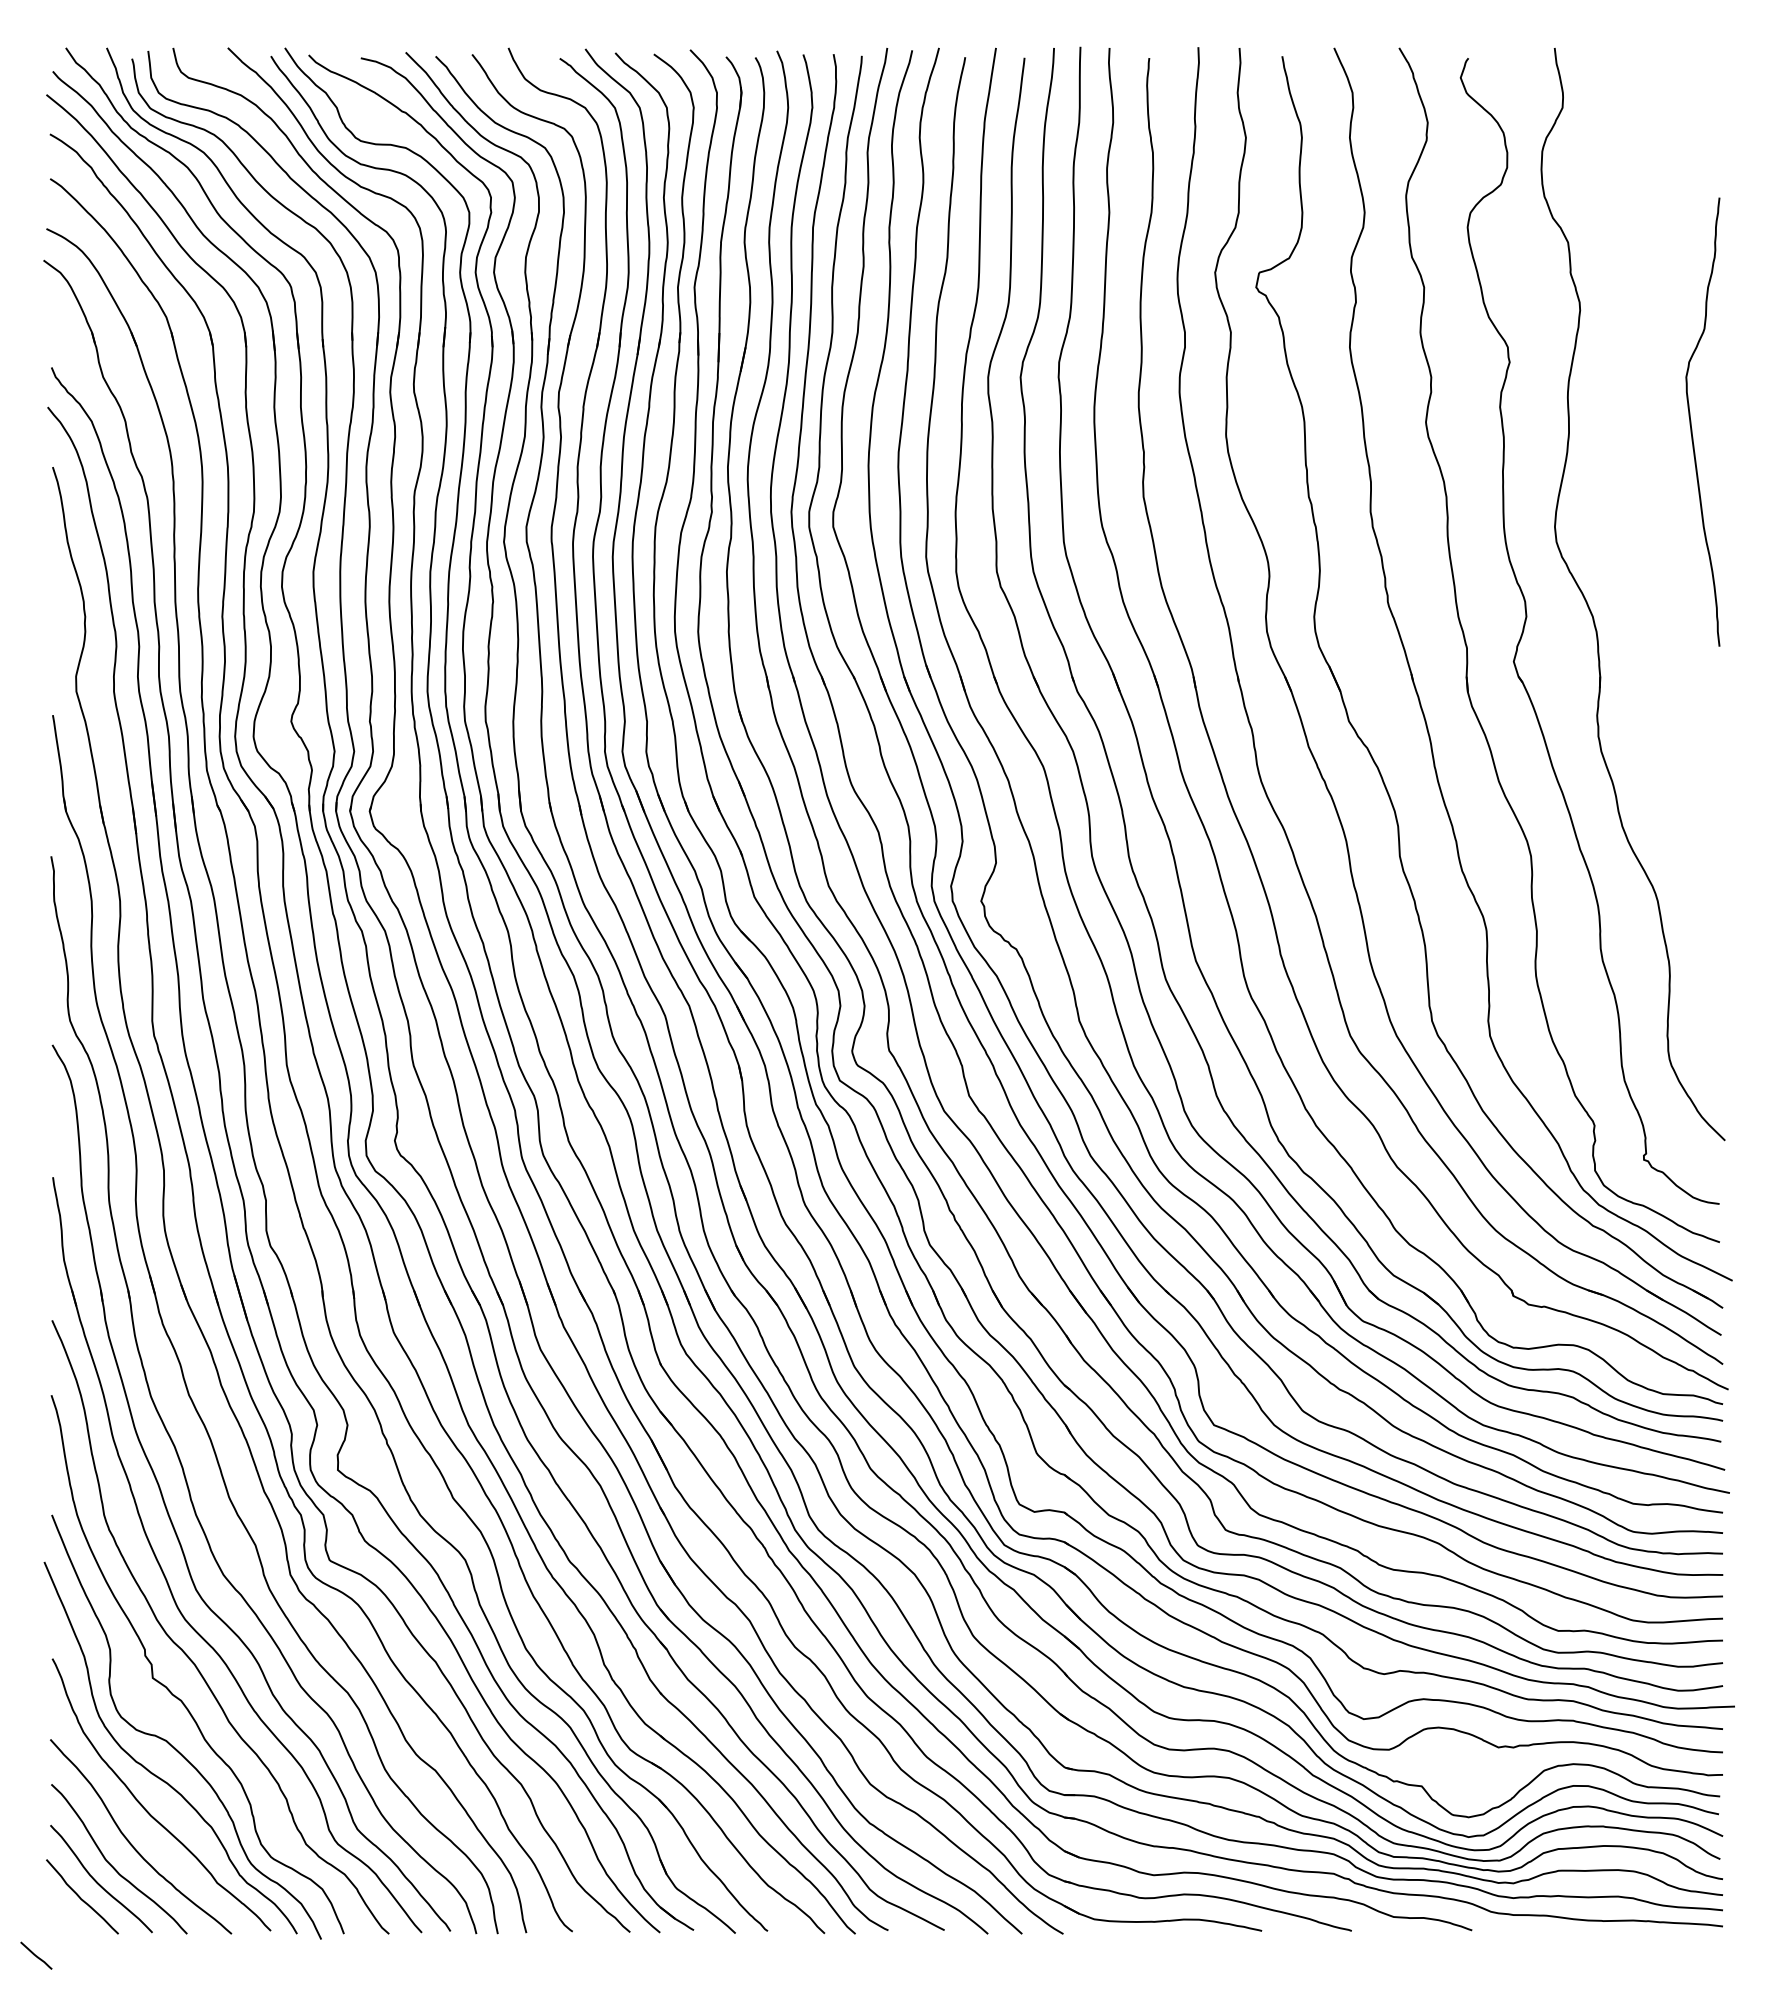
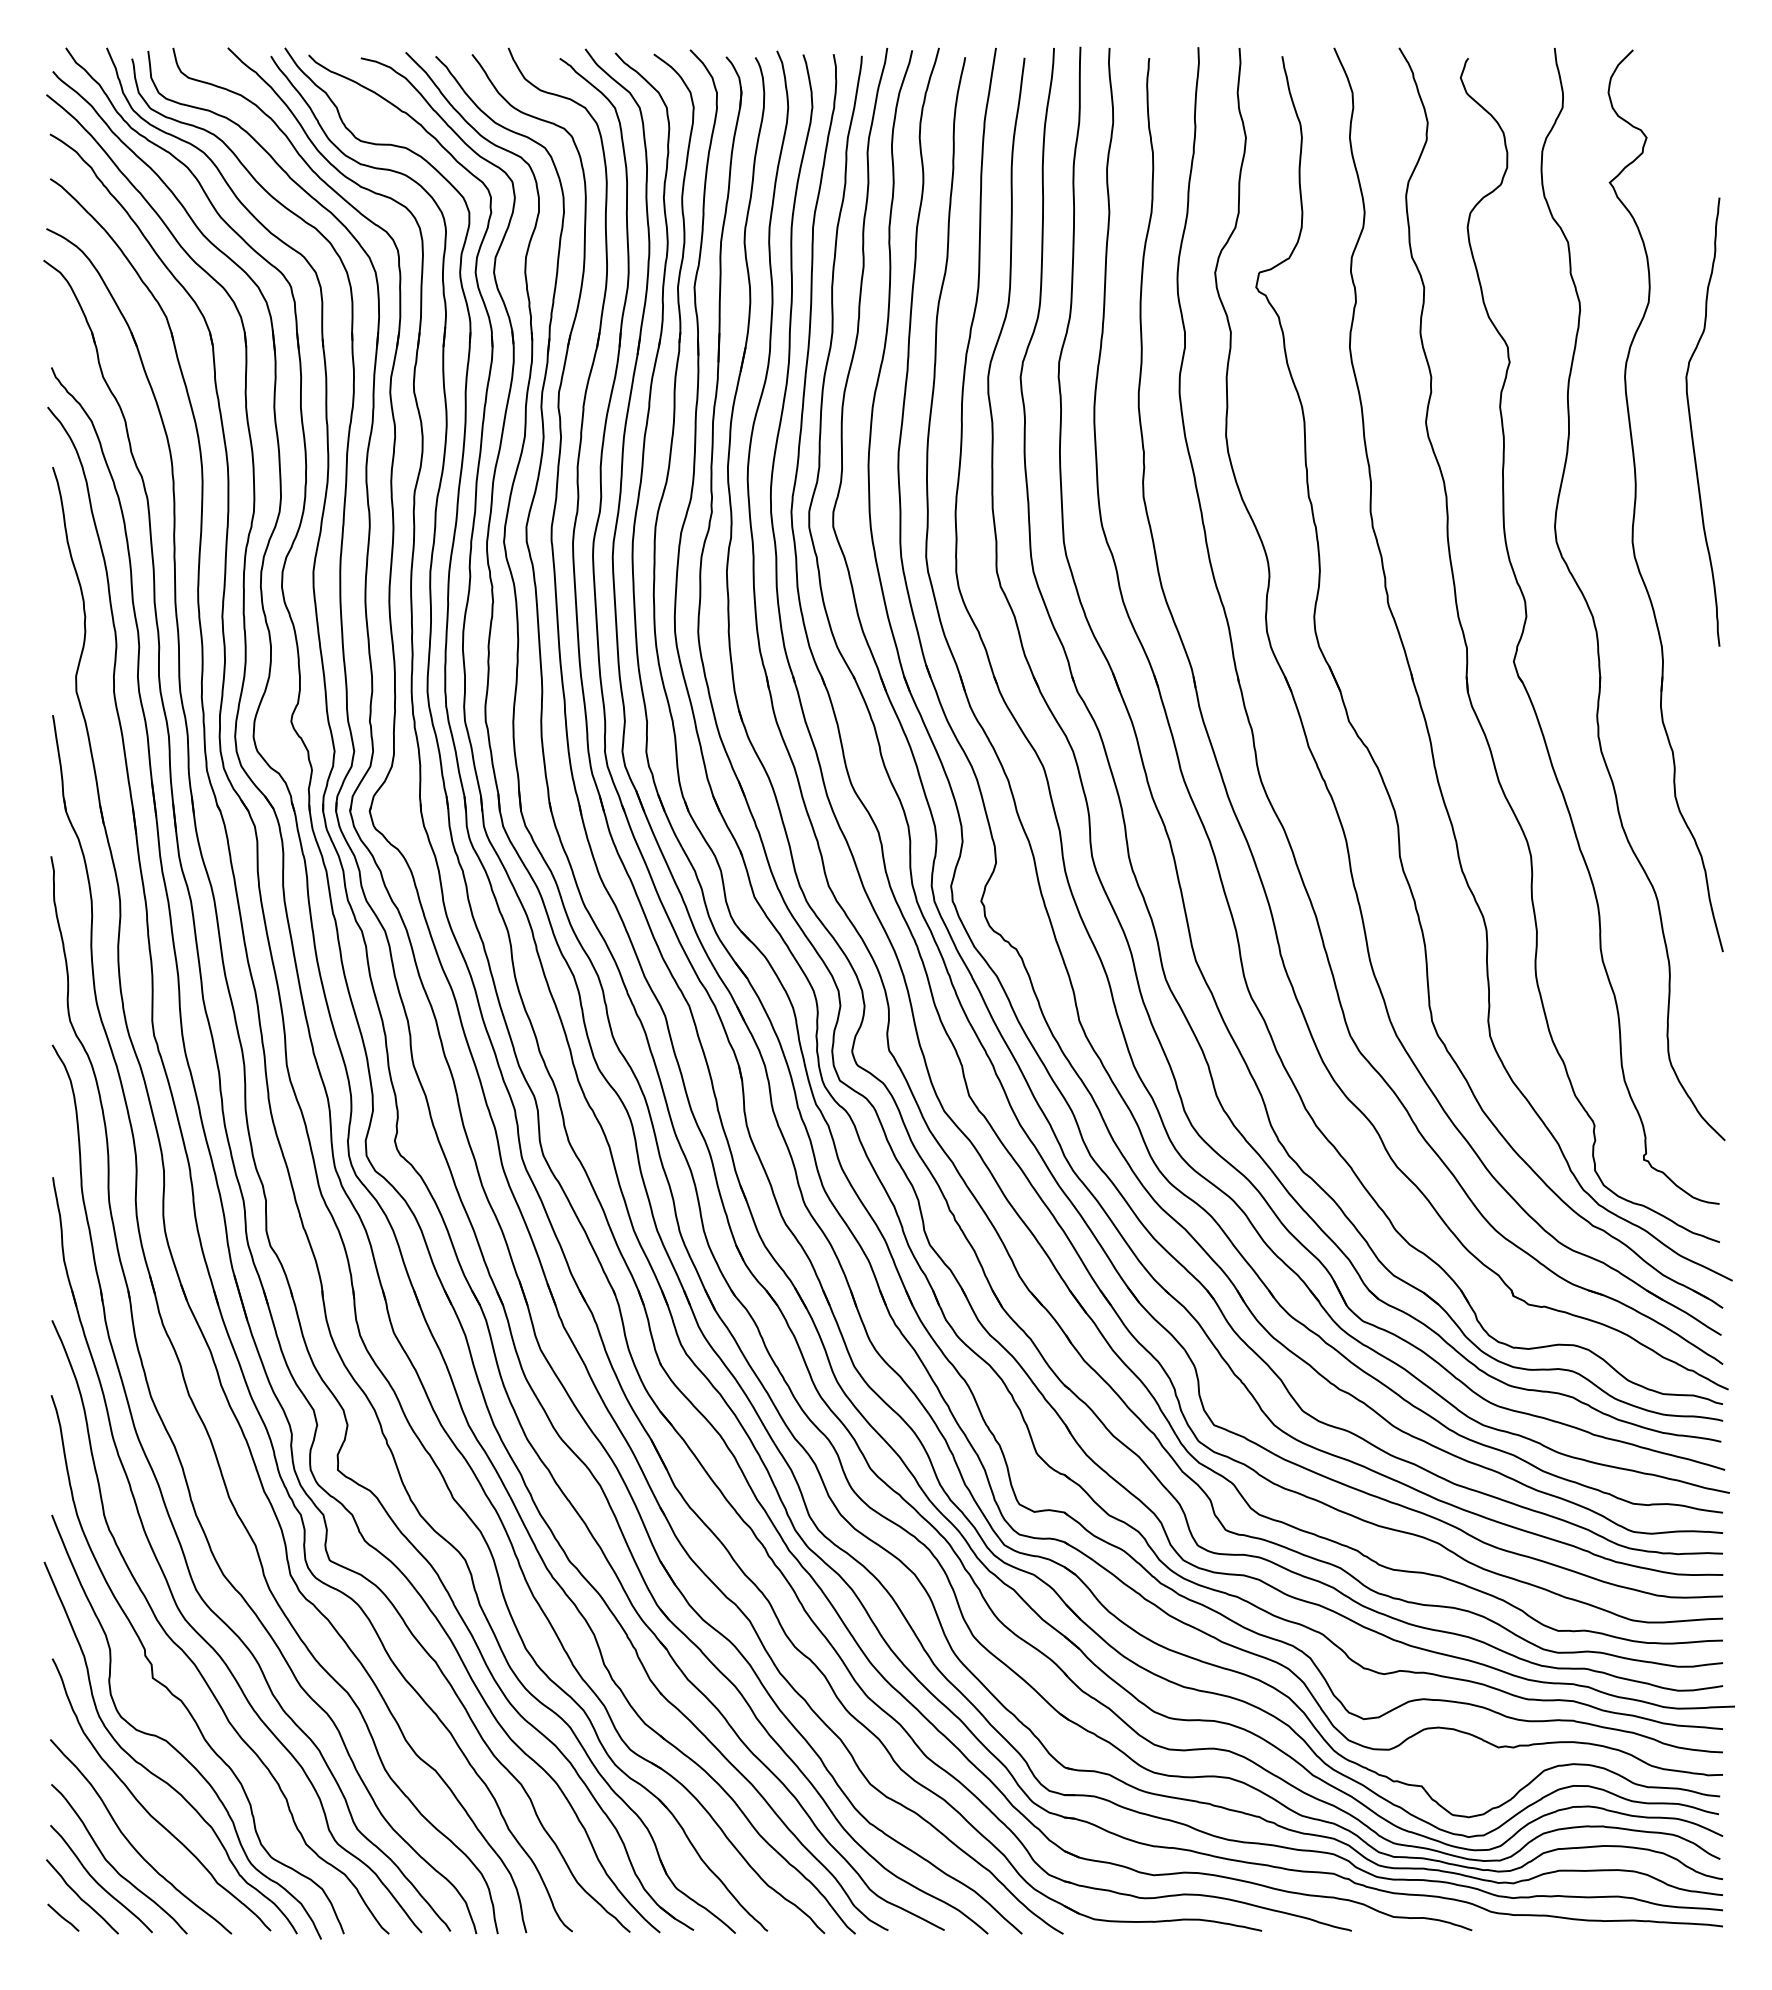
part: none -> present (1636, 500)
line position: (36, 1955) -> (63, 1917) (63, 1917)
